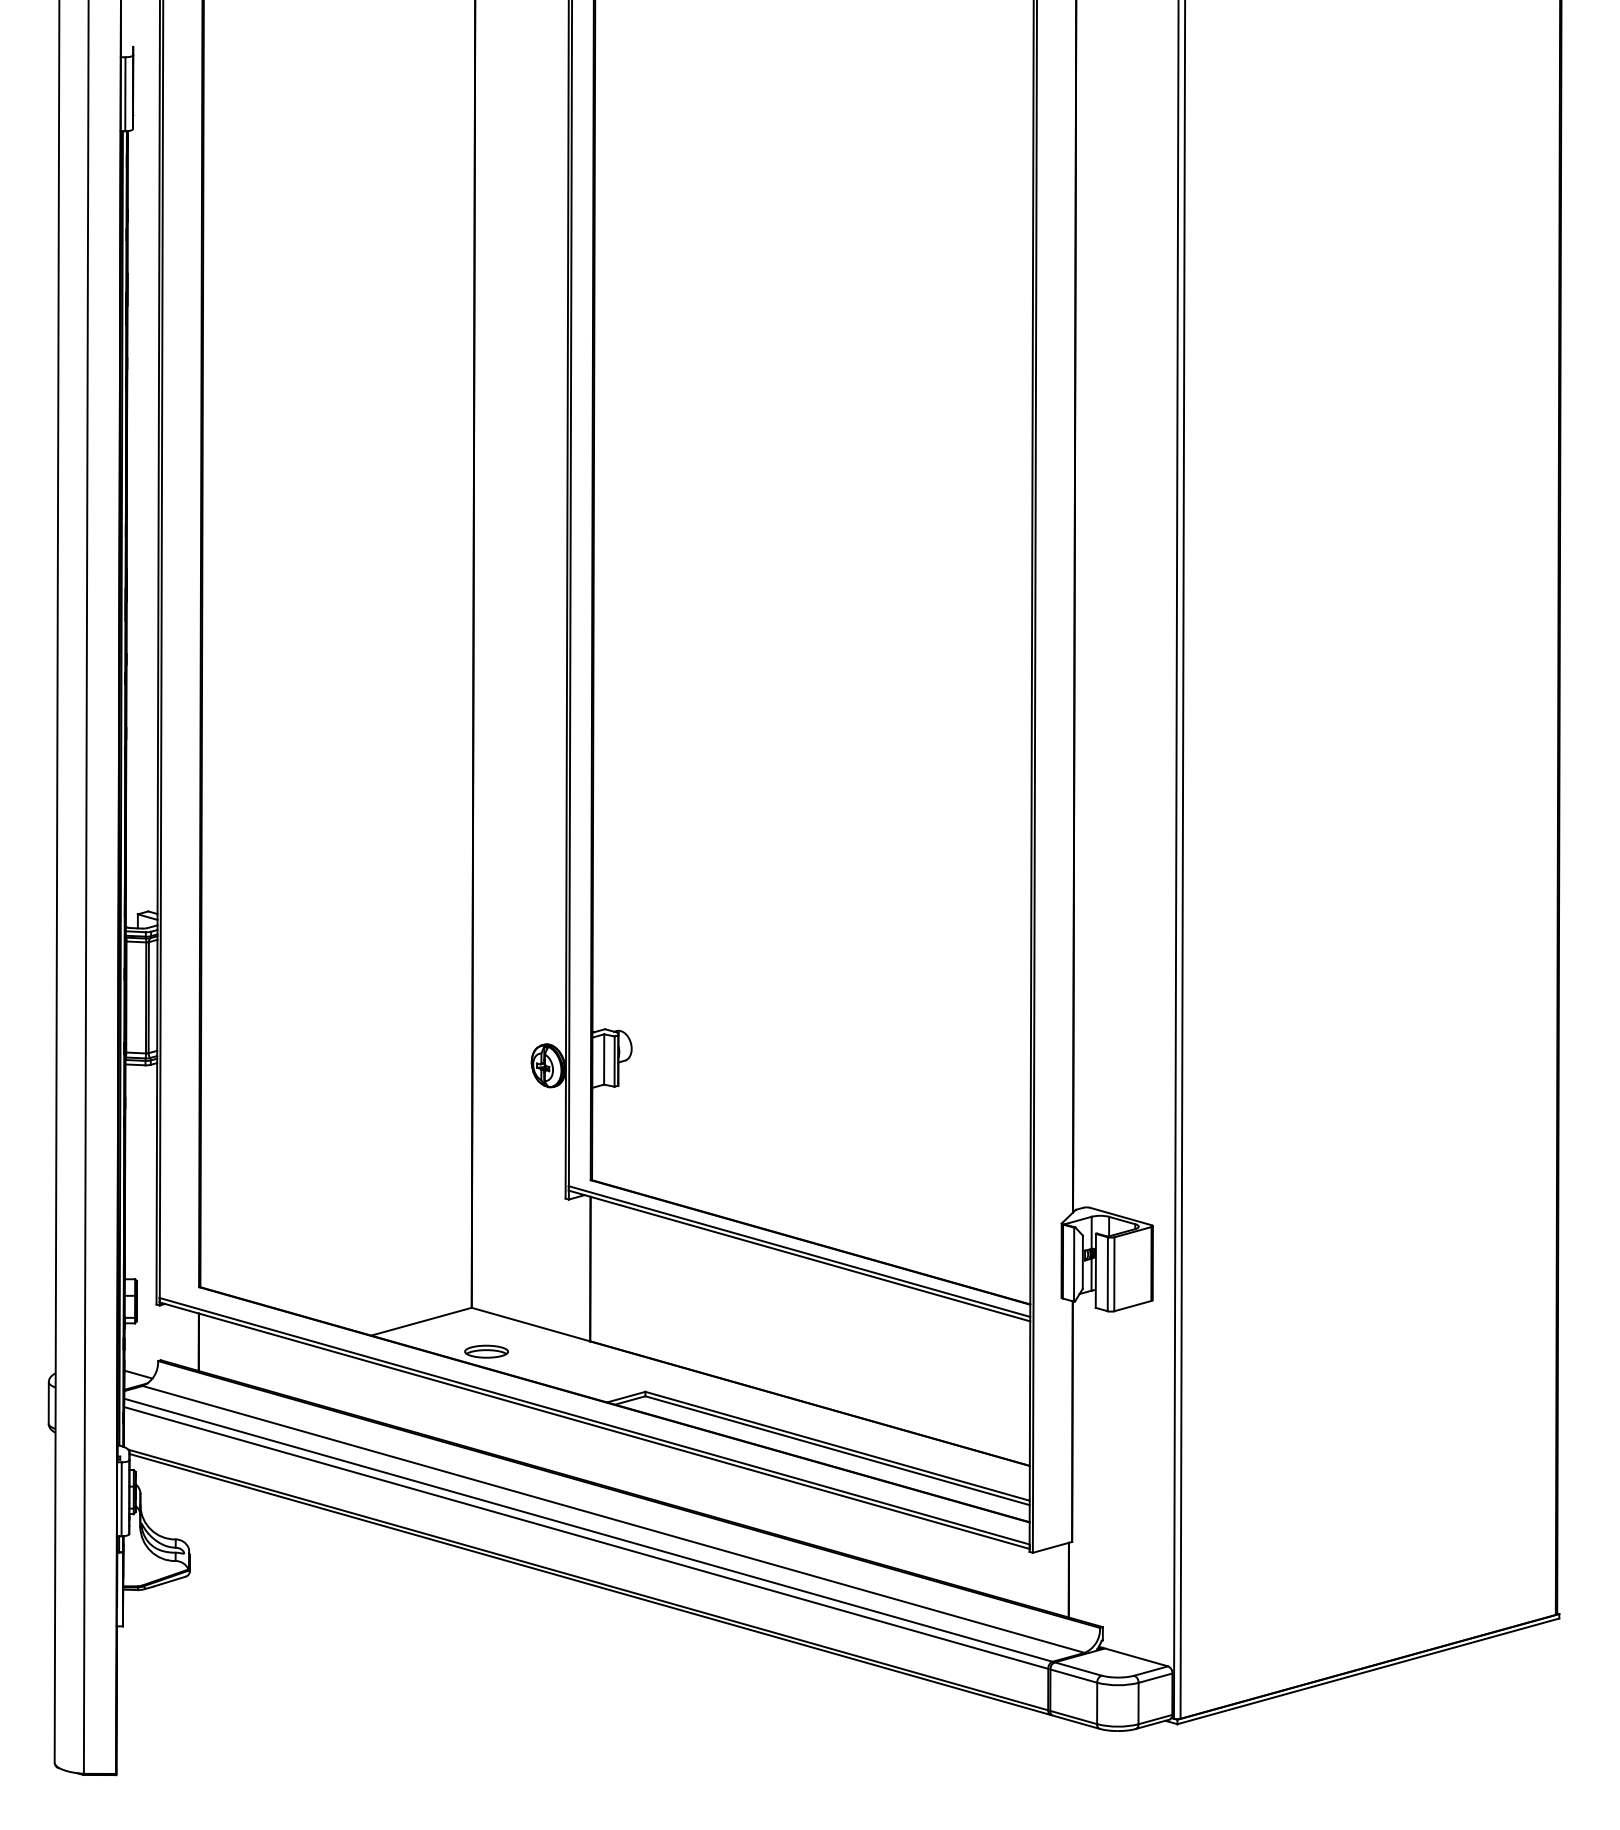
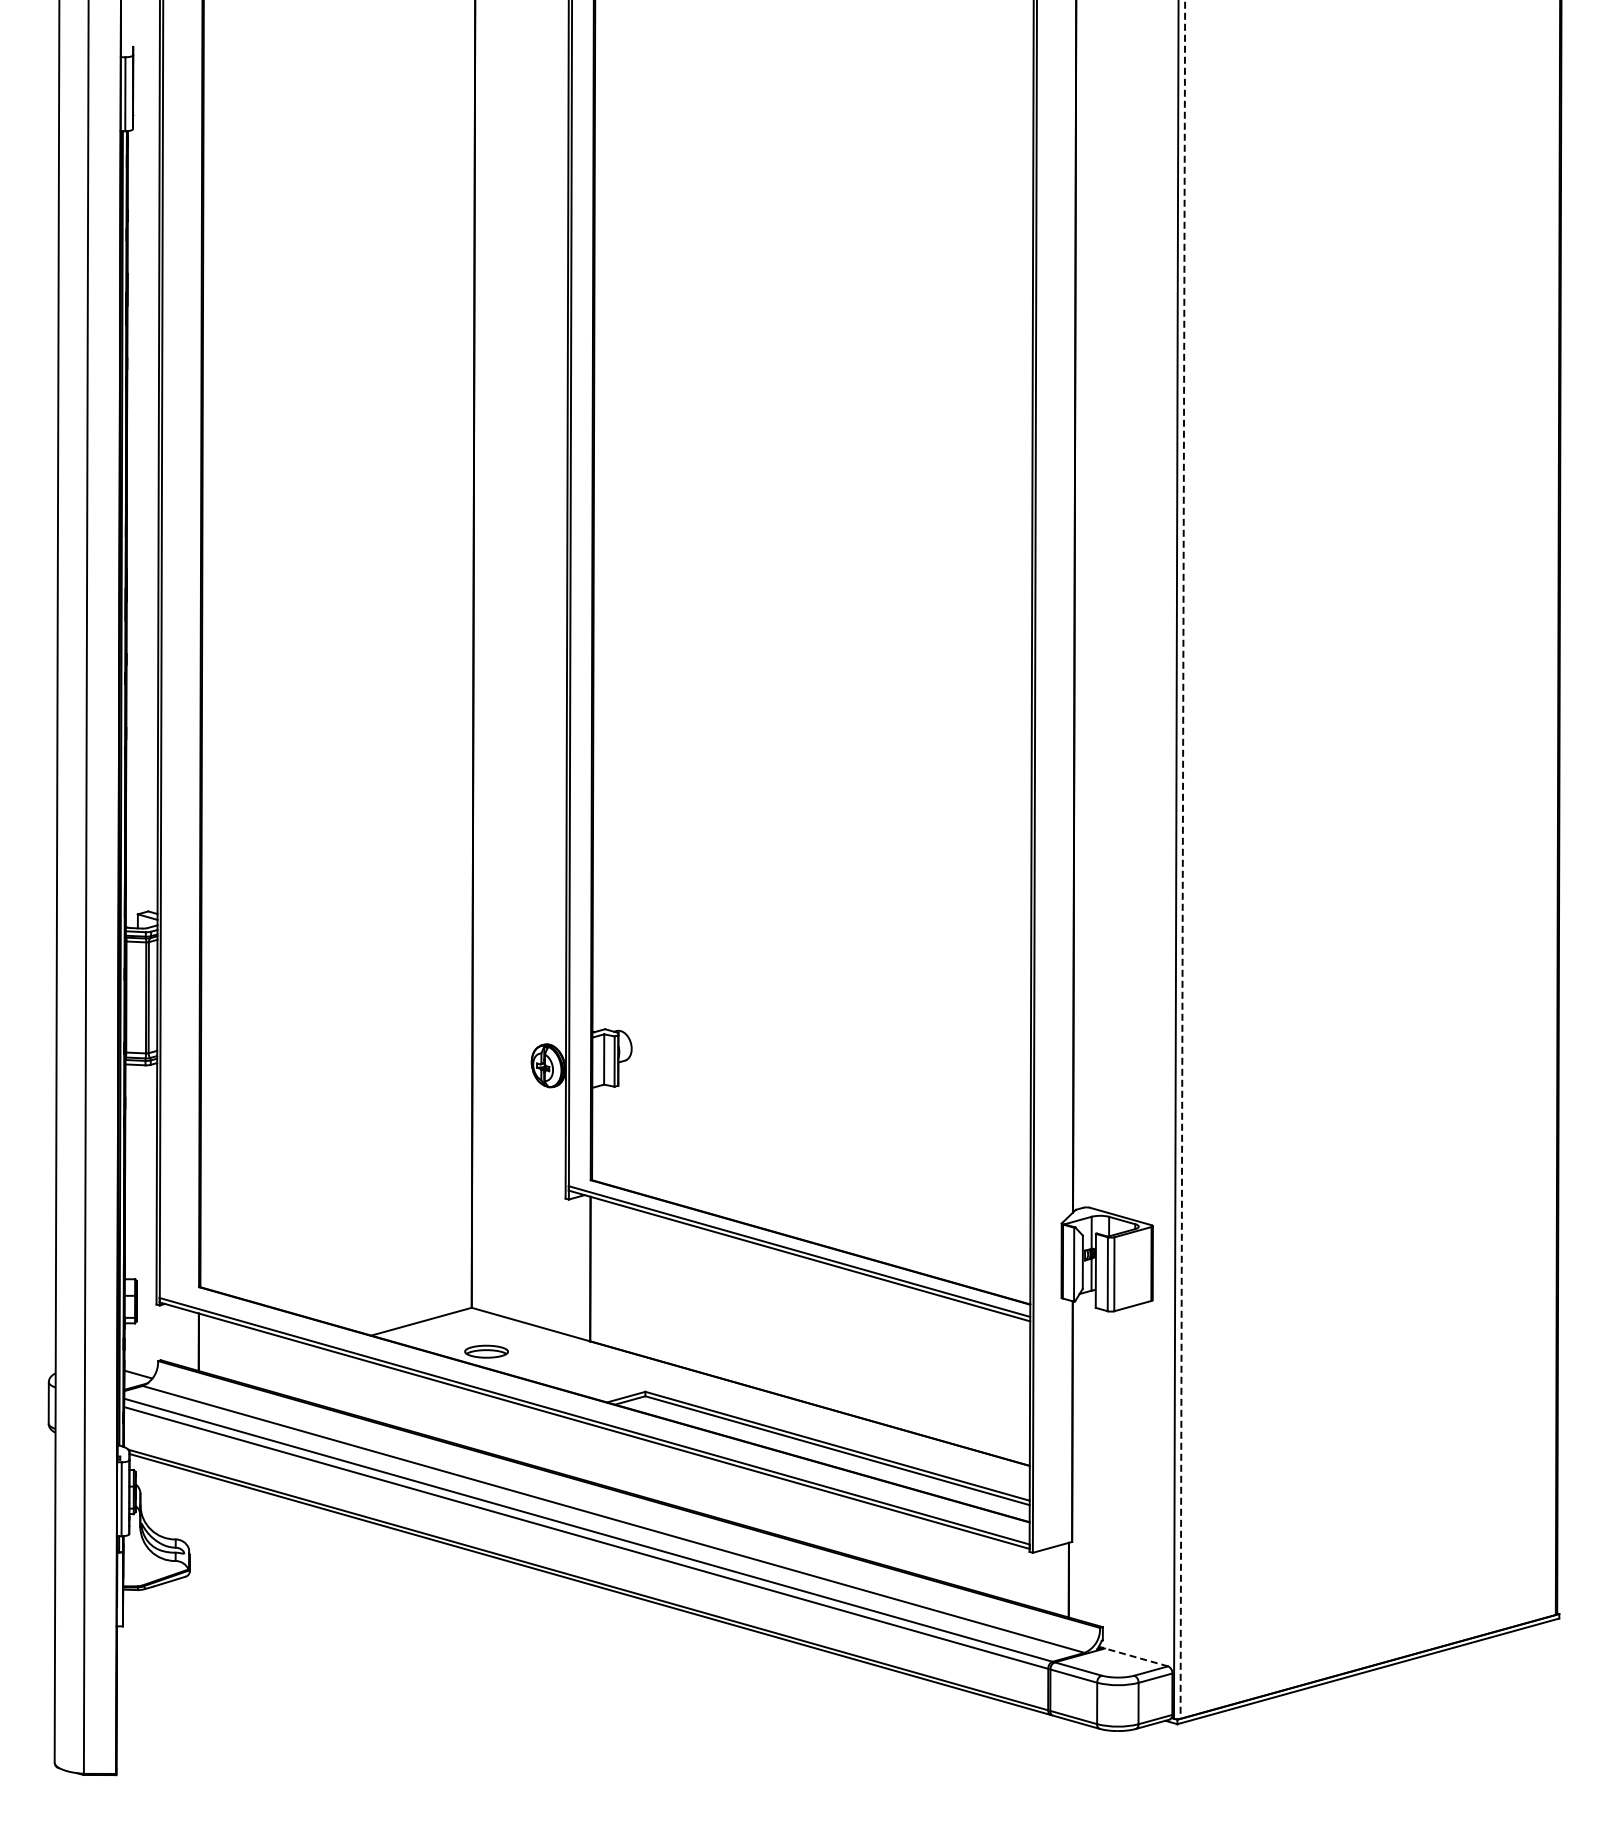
line: solid -> dashed (1182, 859)
line: solid -> dashed (1136, 1657)
